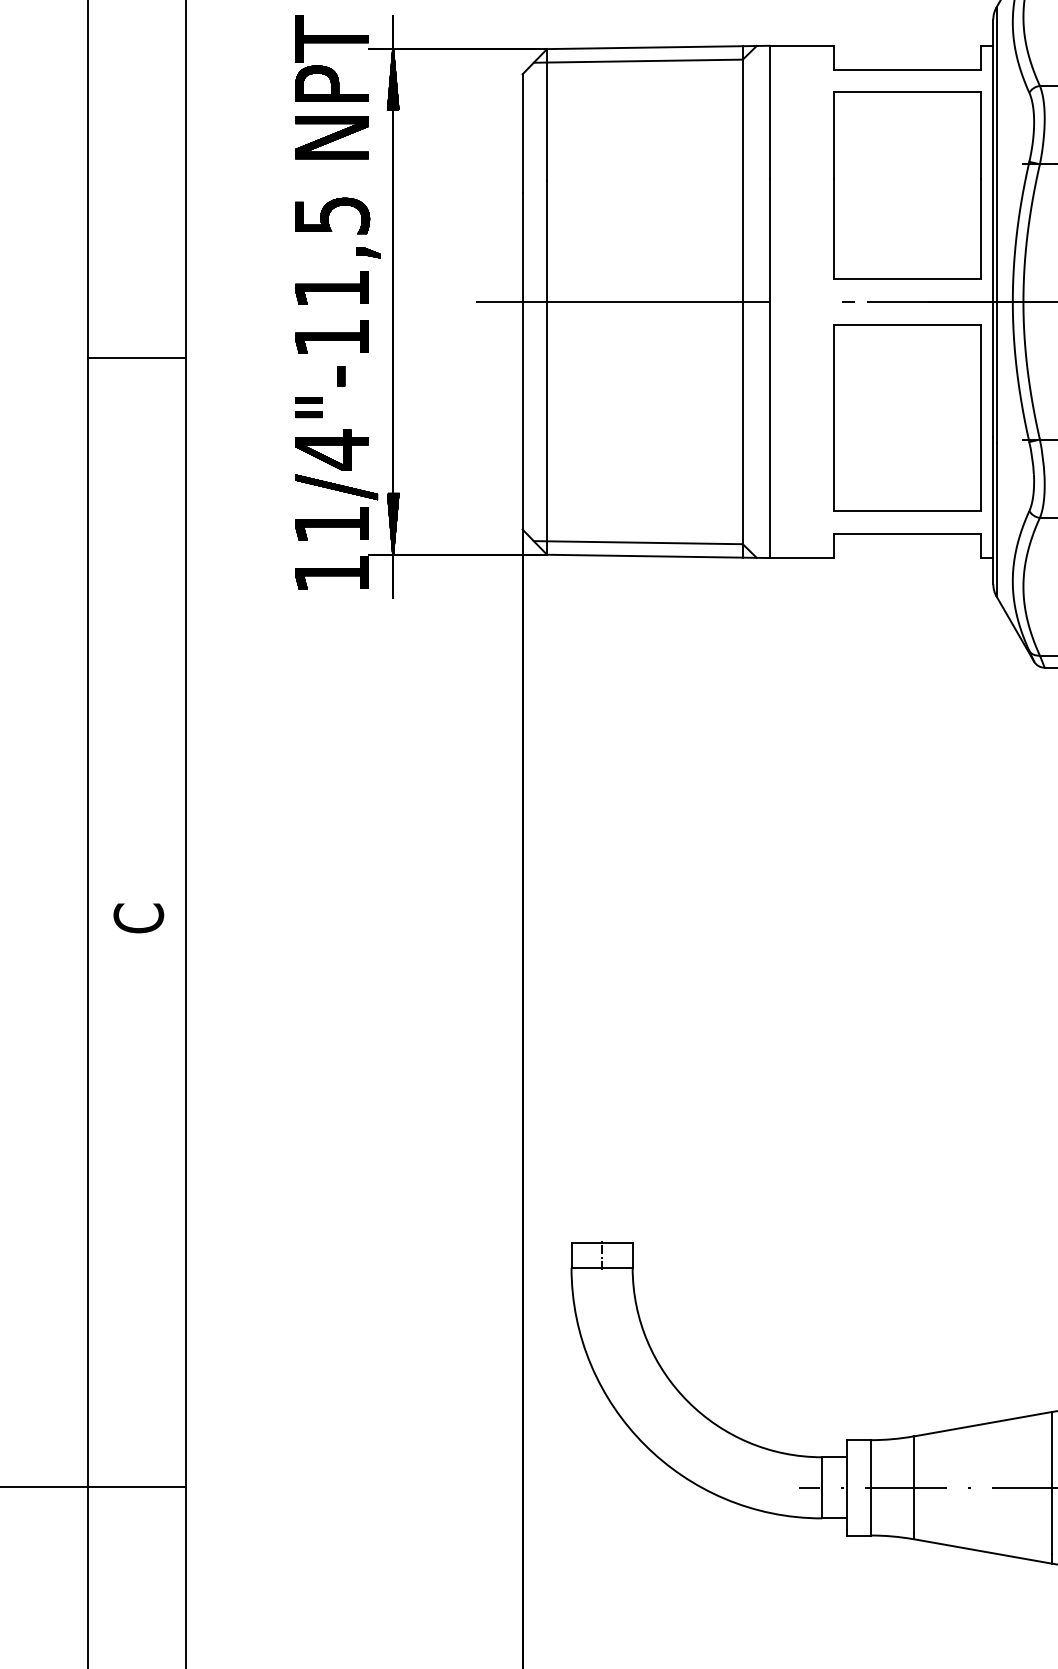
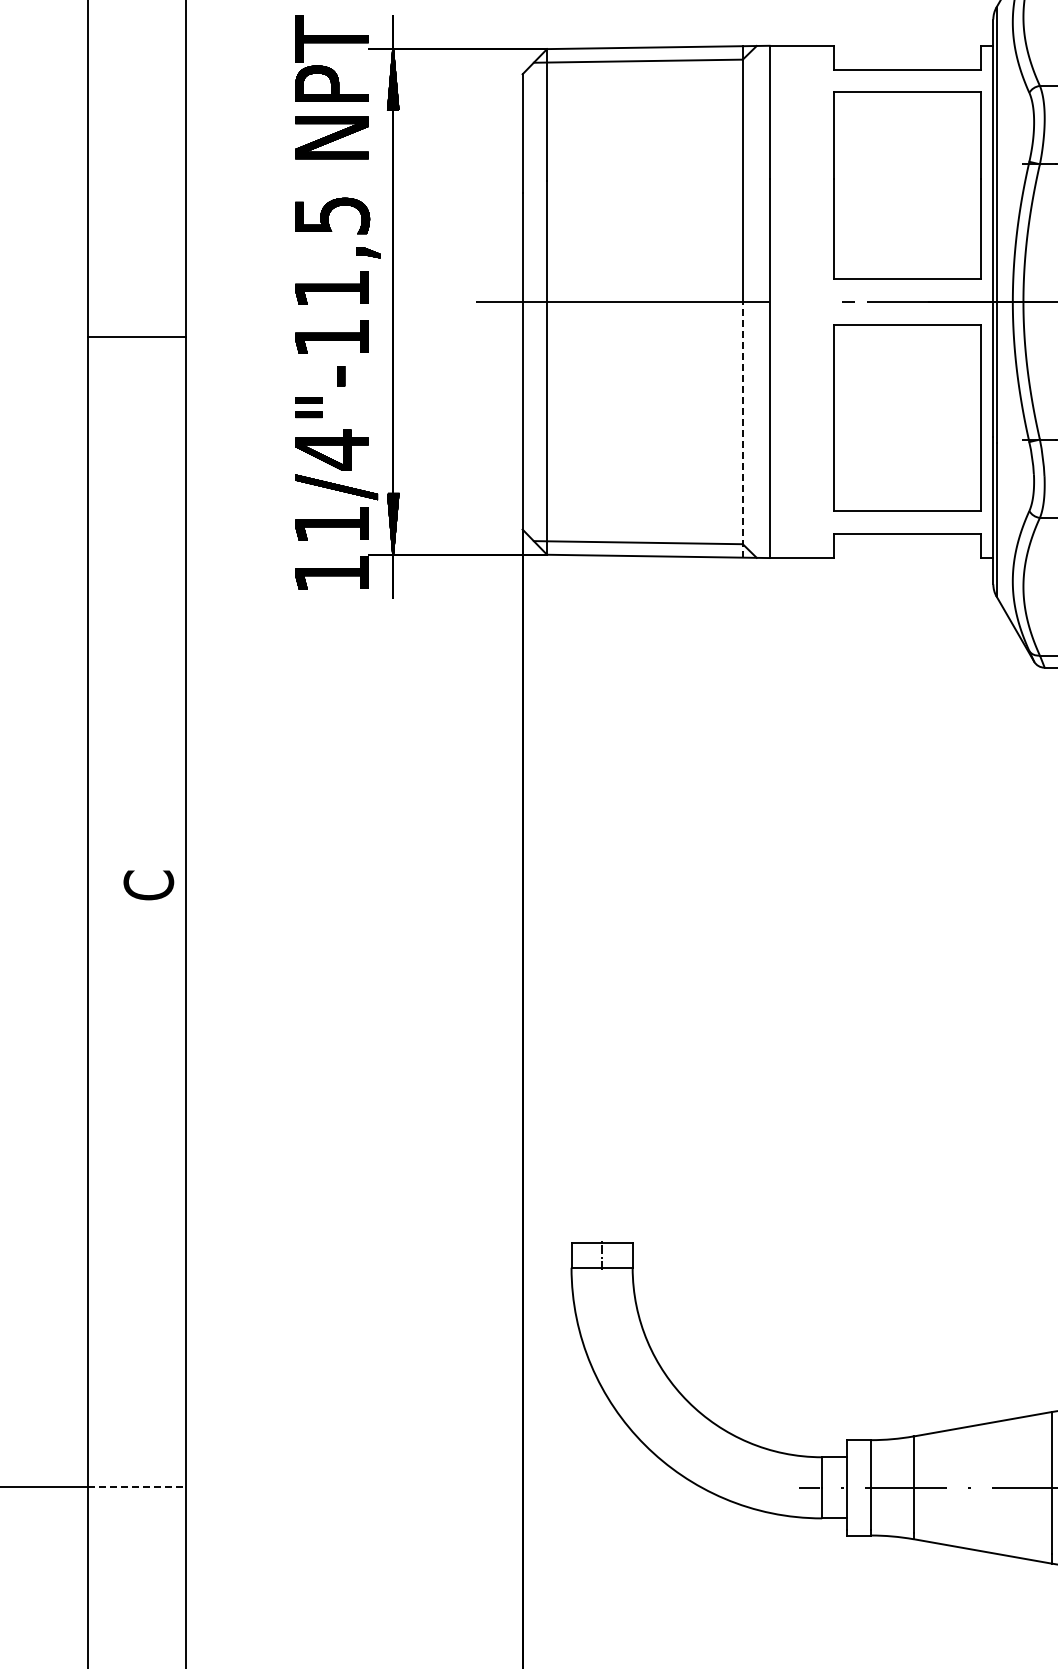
line position: (136, 358) -> (136, 337) (136, 337)
line: solid -> dashed (742, 429)
text position: (138, 918) -> (148, 885) (148, 885)
line: solid -> dashed (136, 1486)
